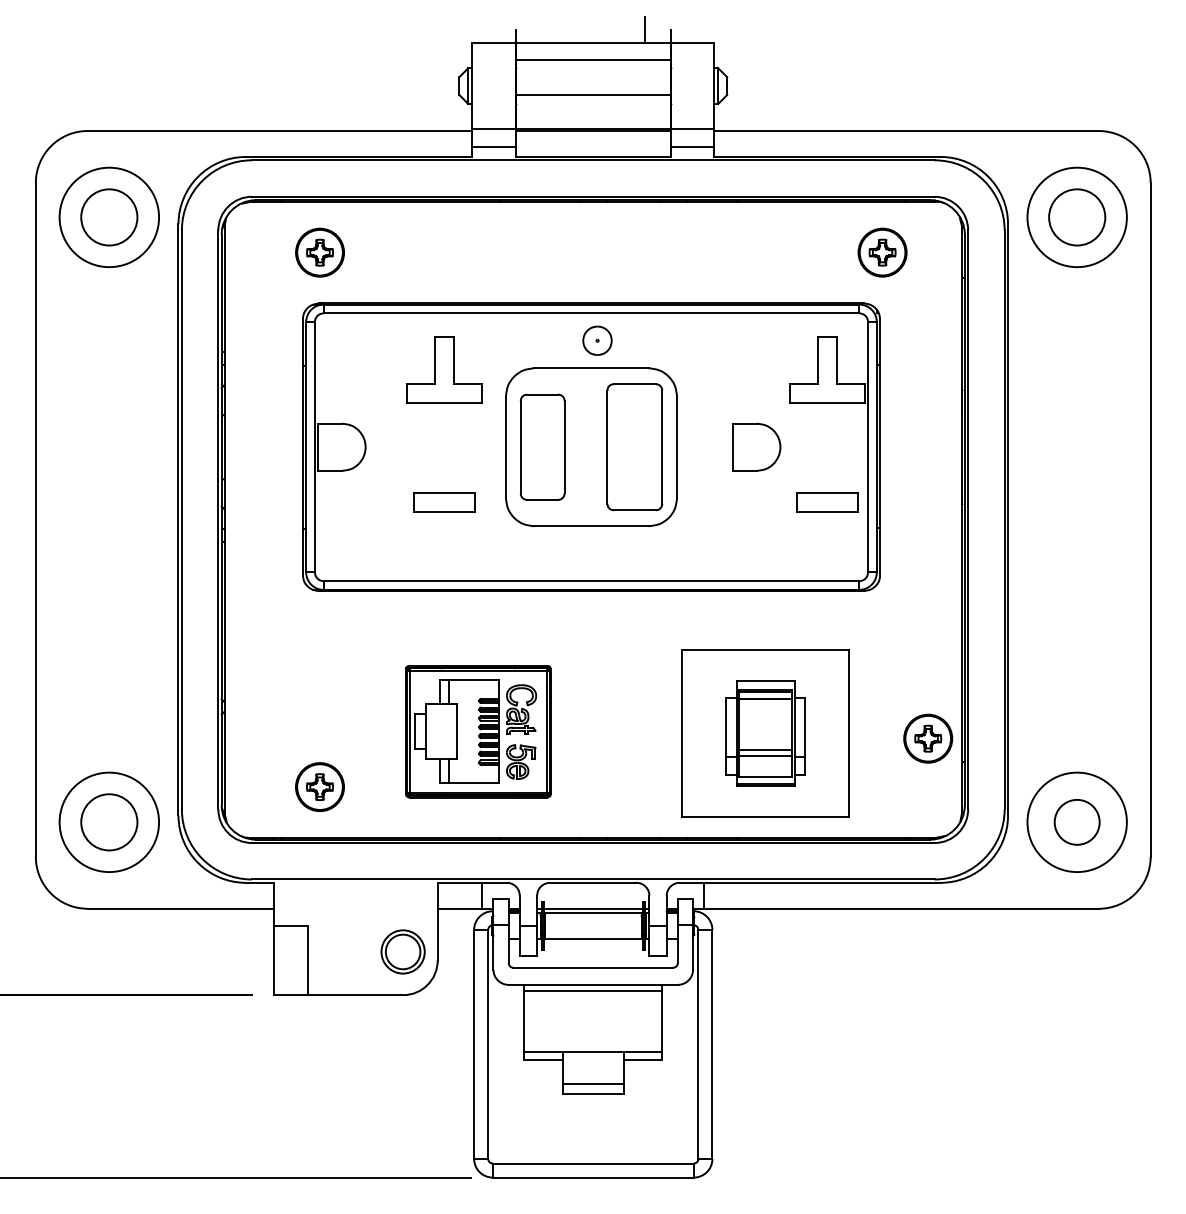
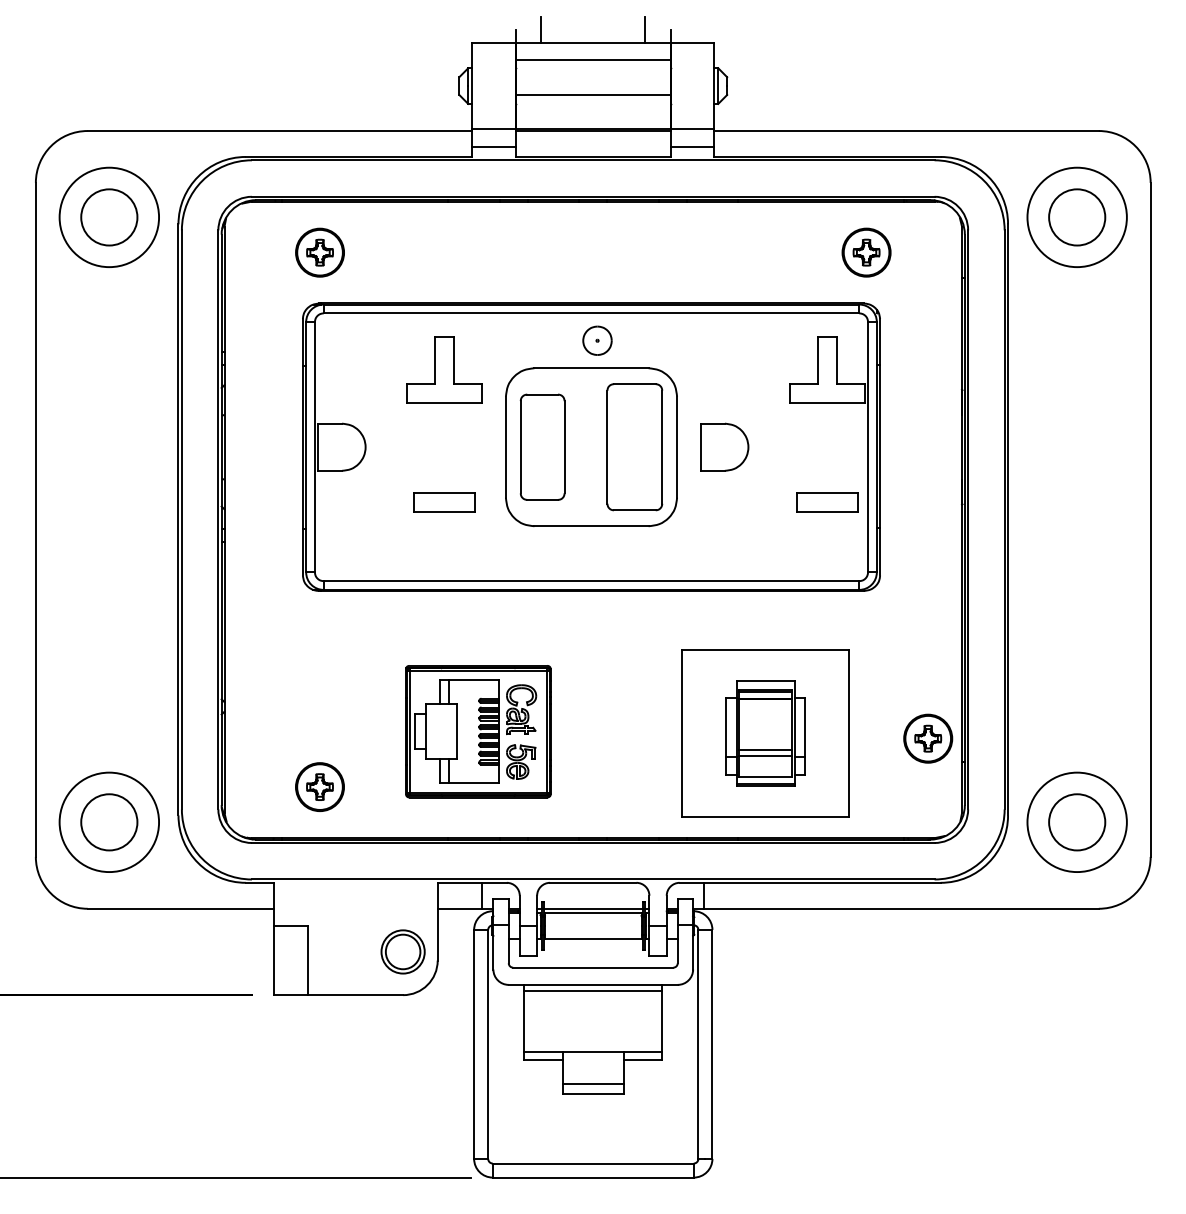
line: none -> present (541, 29)
part position: (882, 252) -> (866, 252) (866, 252)
part position: (756, 446) -> (724, 446) (724, 446)
circle diameter: 45 px -> 56 px (1077, 822)
